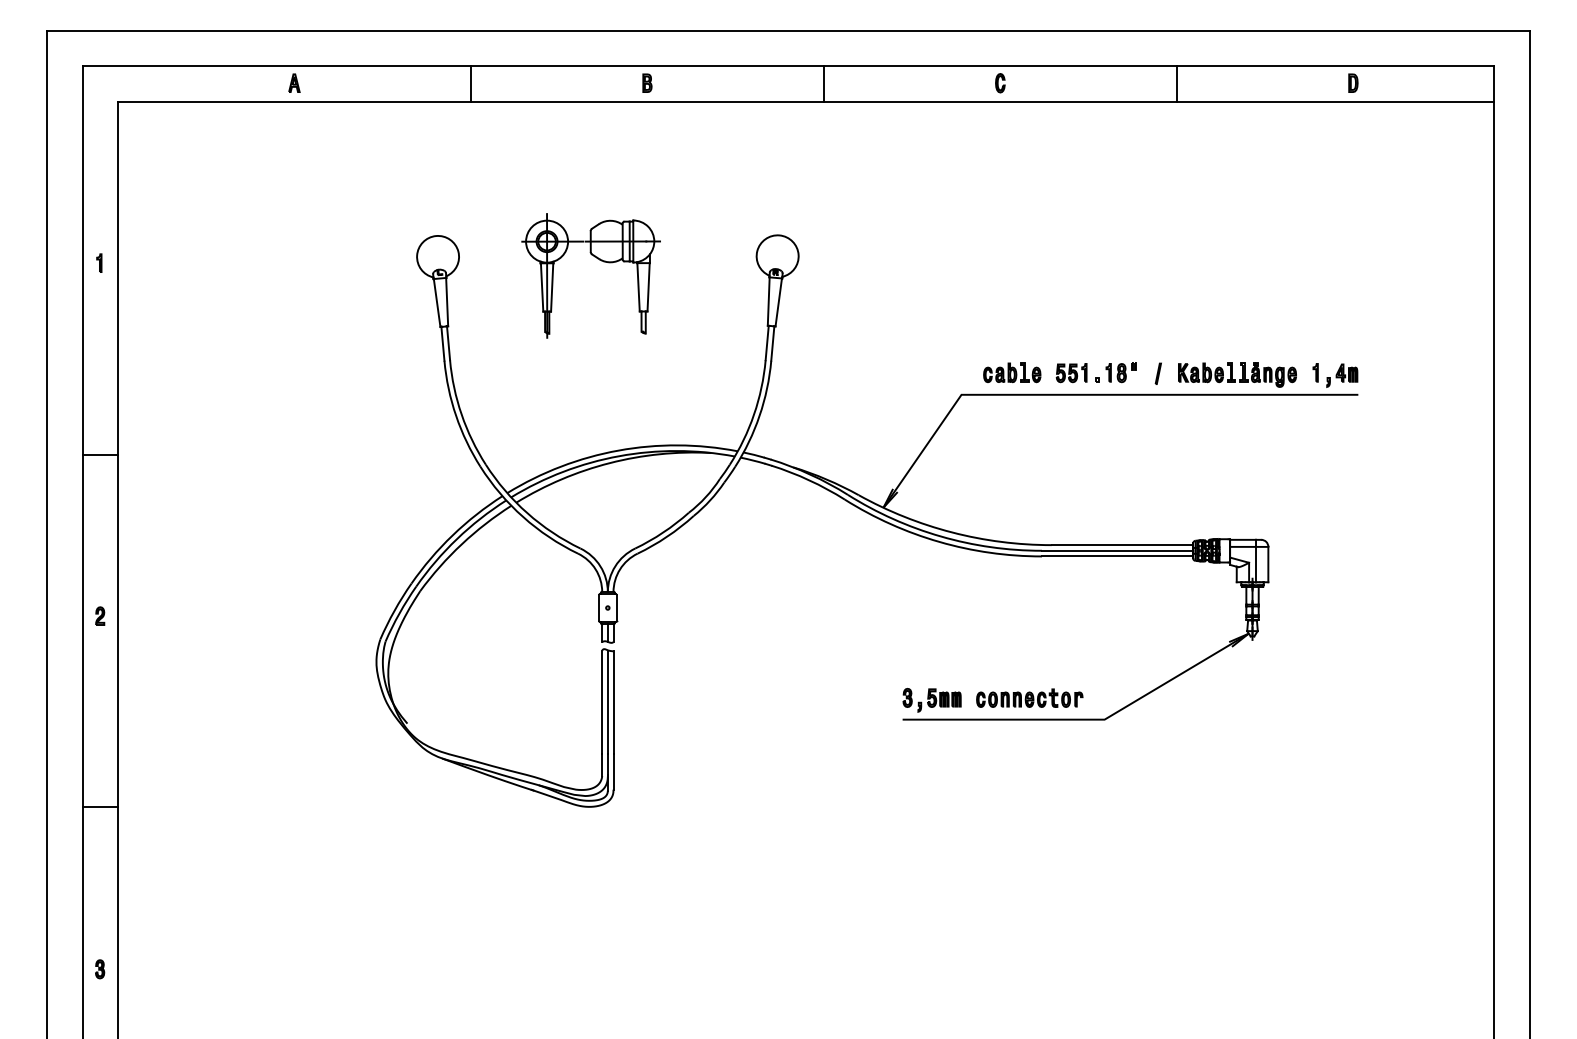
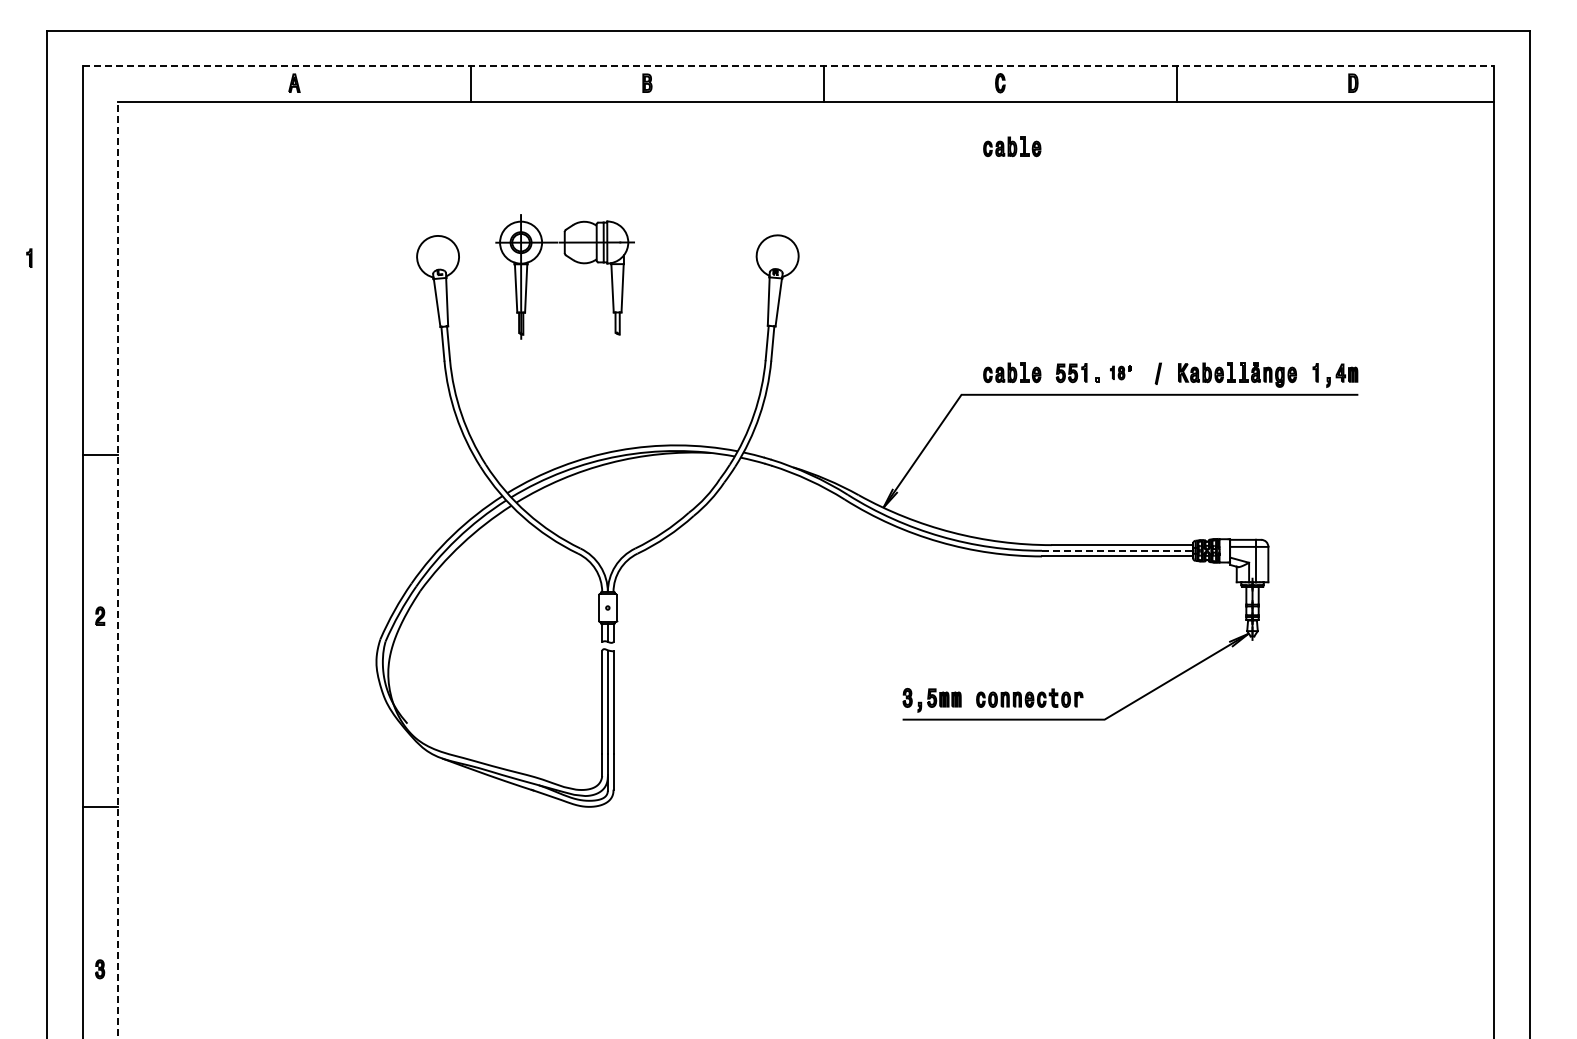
line: solid -> dashed (788, 66)
part: none -> present (1012, 146)
part position: (597, 259) -> (571, 260) (571, 260)
part position: (99, 262) -> (29, 257) (29, 257)
part size: 32x22 px -> 22x16 px (1120, 372)
line: solid -> dashed (1117, 550)
line: solid -> dashed (117, 569)
